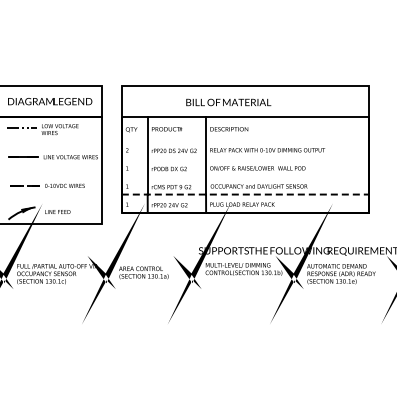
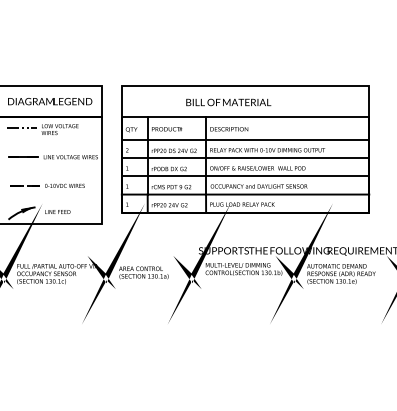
line: none -> present (245, 140)
line: none -> present (245, 158)
line: none -> present (245, 176)
line: dashed -> solid (245, 194)
